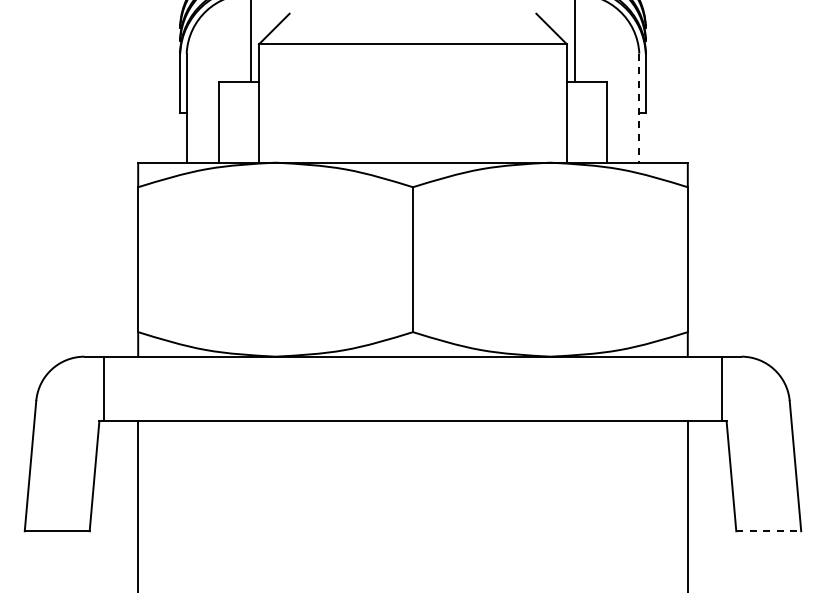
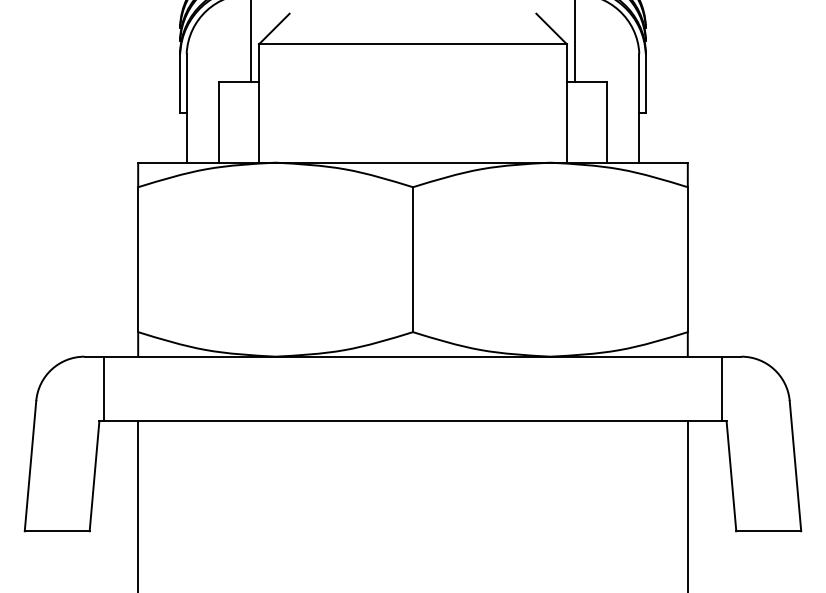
line: dashed -> solid (639, 108)
line: dashed -> solid (769, 531)
